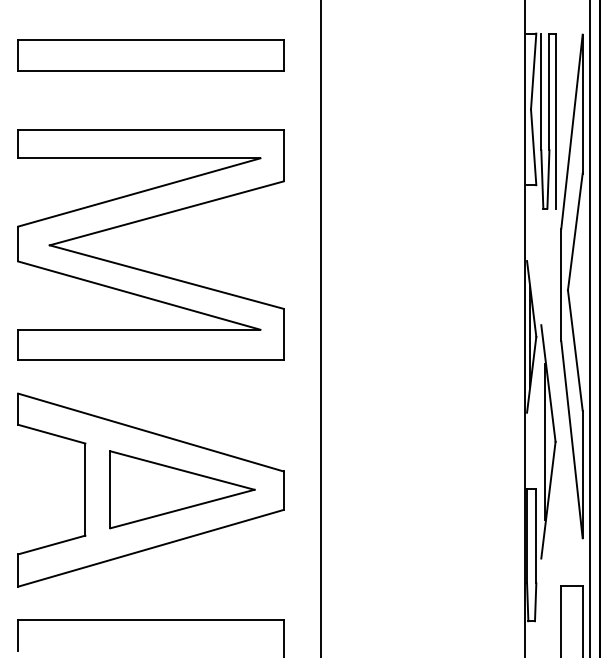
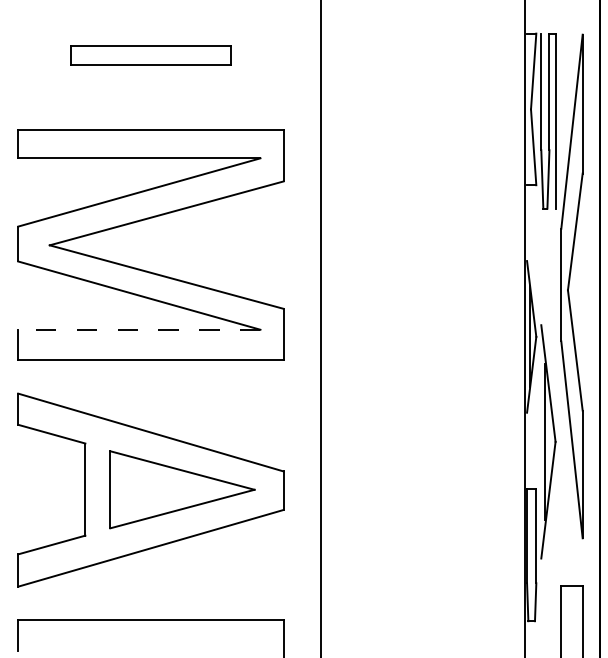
part size: 268x33 px -> 162x21 px (150, 55)
line: present -> none (589, 328)
line: solid -> dashed (138, 329)
